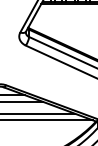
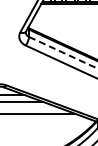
line: solid -> dashed (63, 52)
line: present -> none (47, 120)
